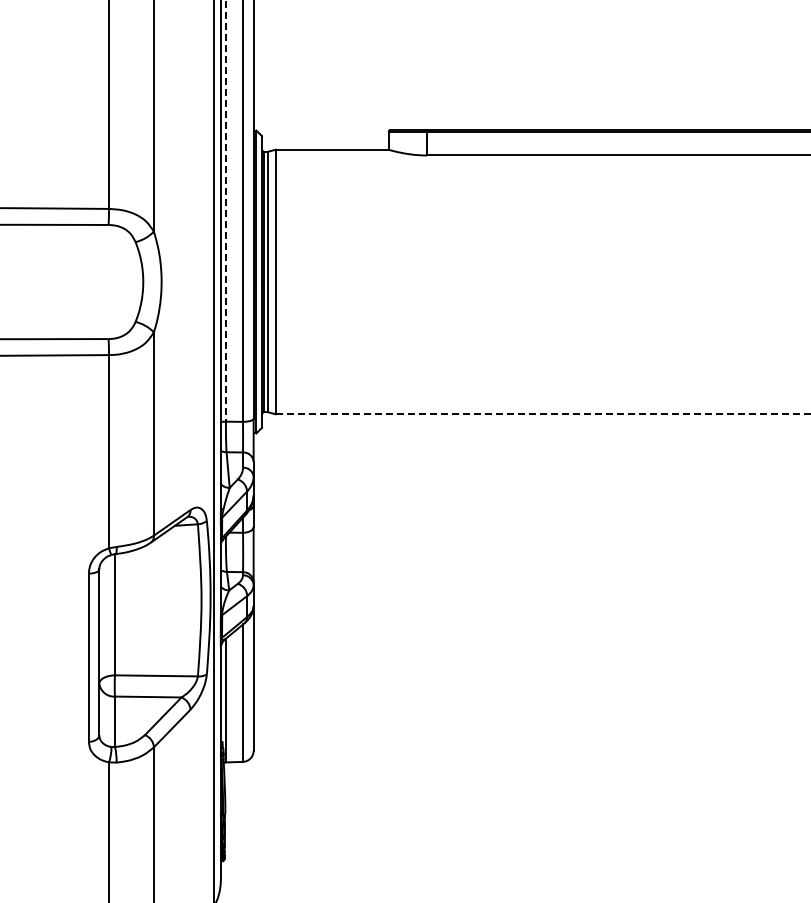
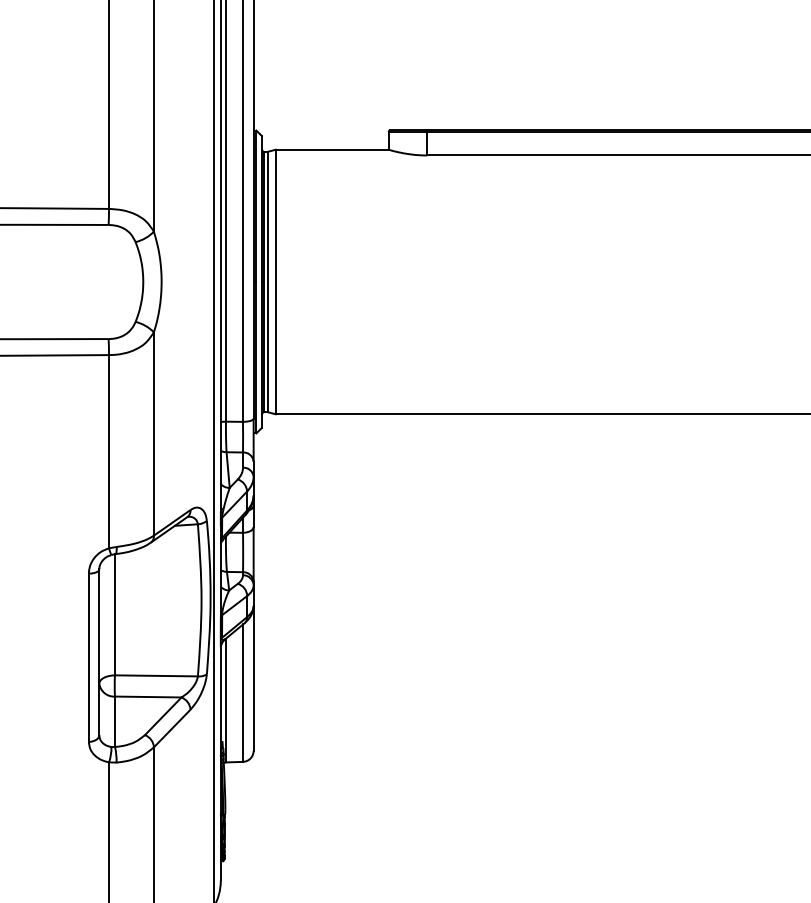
line: dashed -> solid (225, 211)
line: dashed -> solid (543, 414)
